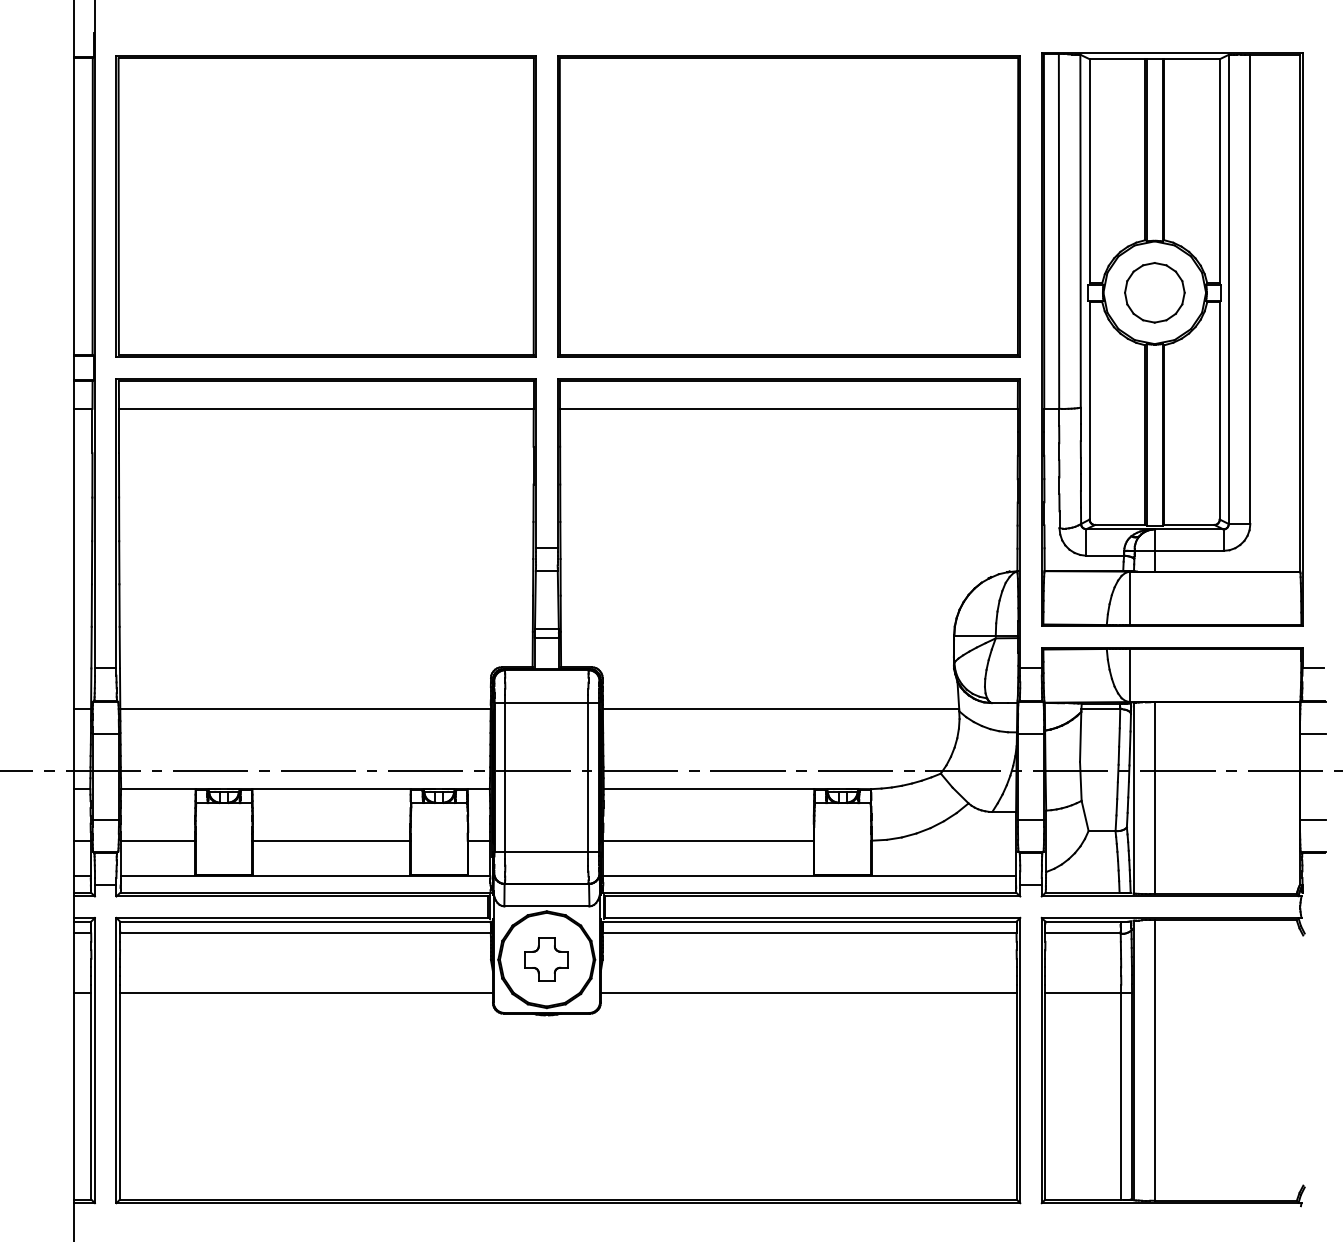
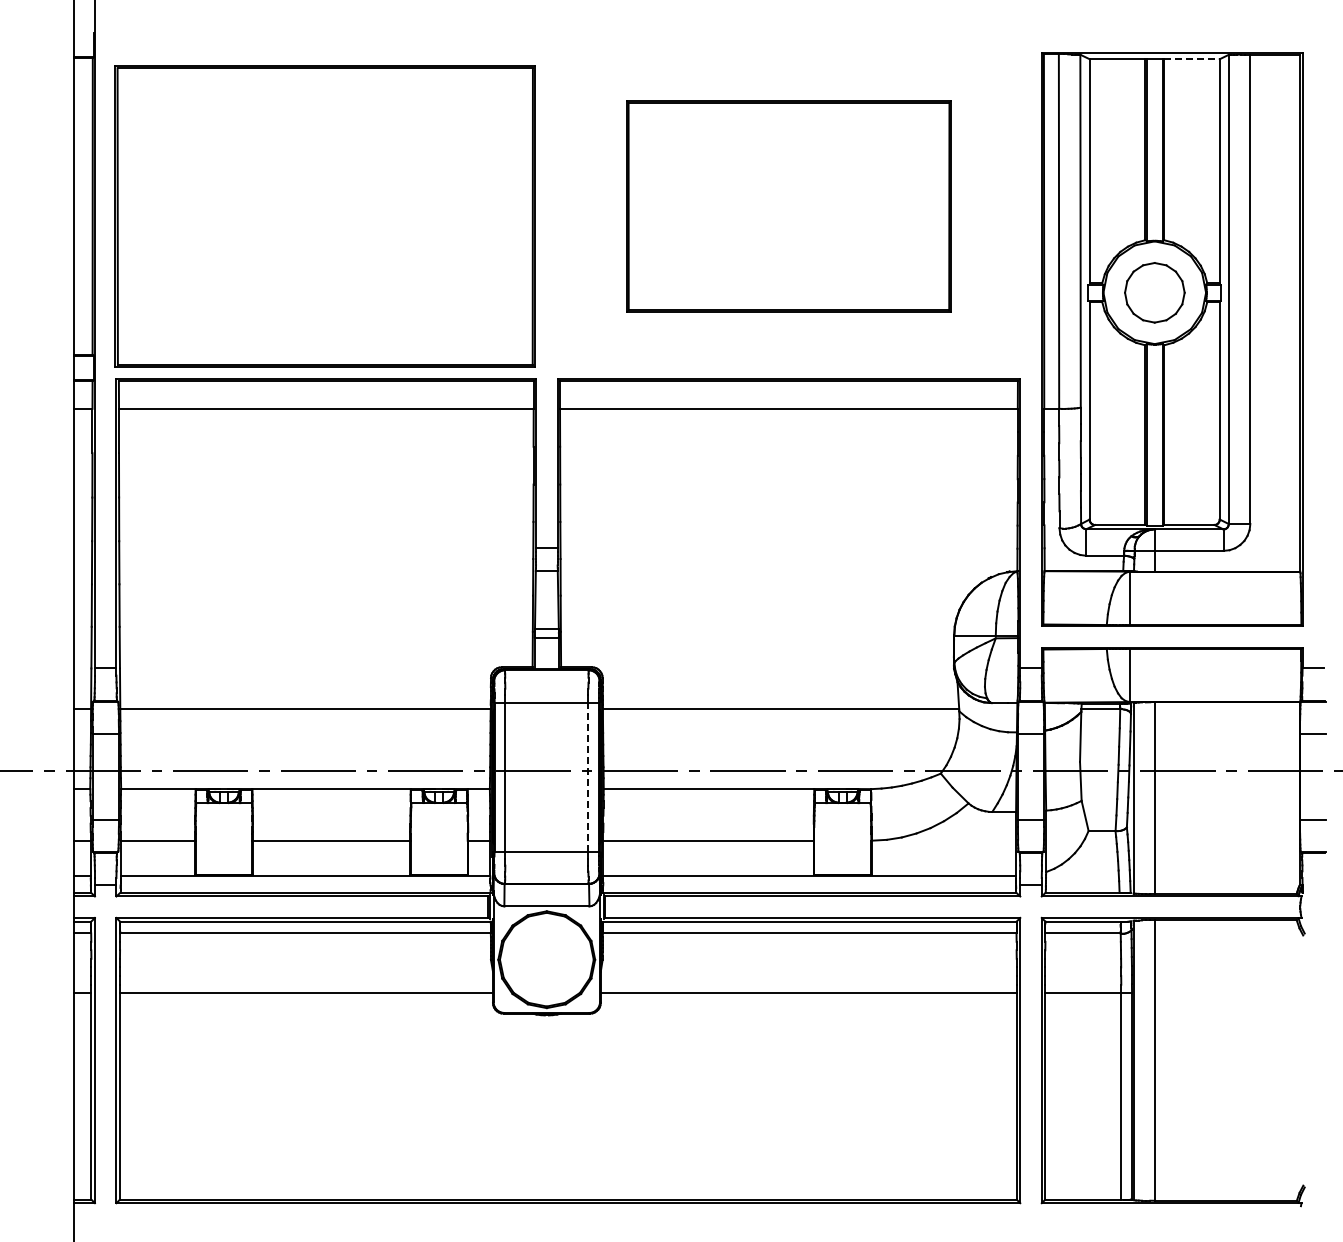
line: solid -> dashed (1191, 59)
part position: (325, 206) -> (324, 216) (324, 216)
part size: 464x303 px -> 326x213 px (788, 206)
line: solid -> dashed (588, 776)
part: present -> none (546, 959)
